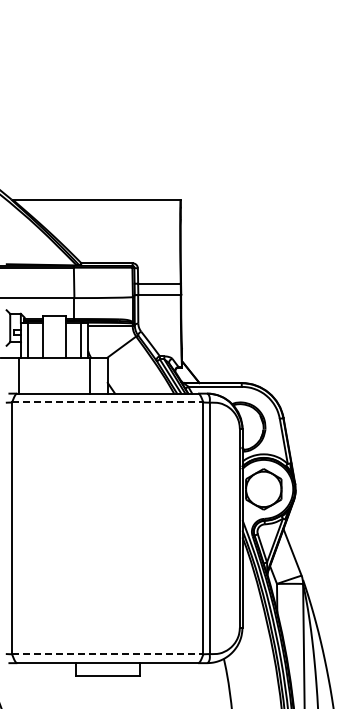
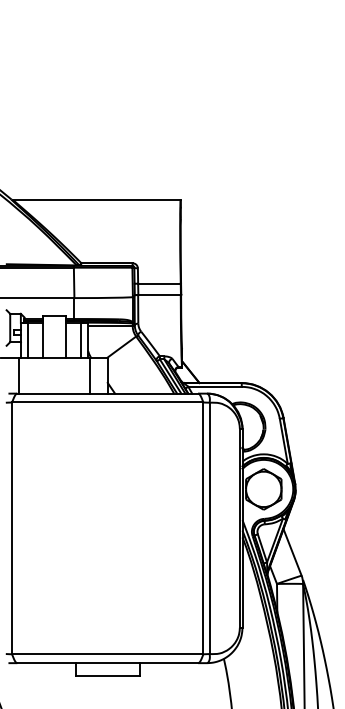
line: dashed -> solid (107, 402)
line: dashed -> solid (107, 654)
